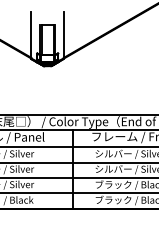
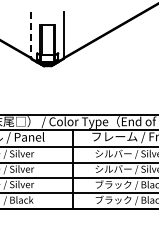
line: solid -> dashed (31, 35)
